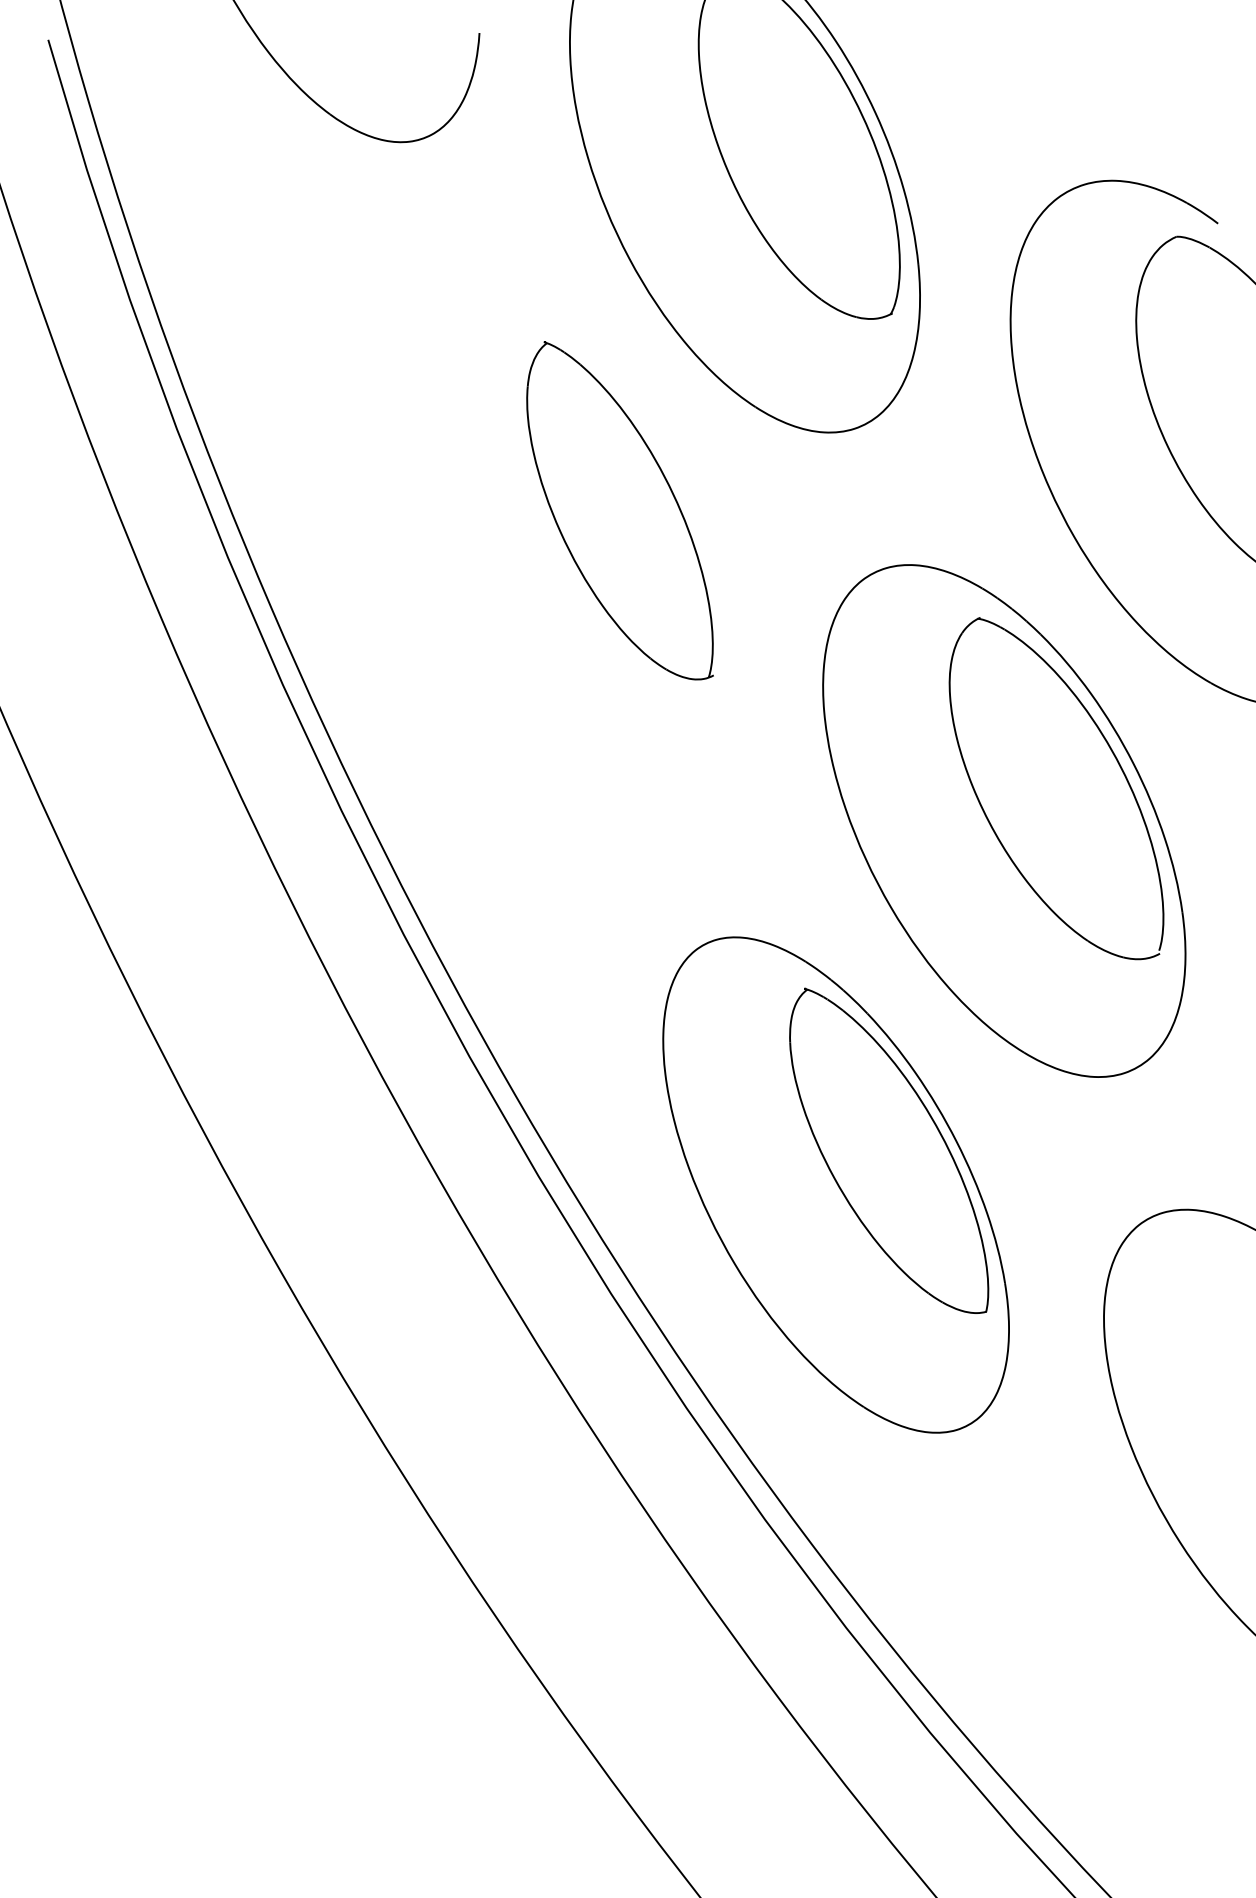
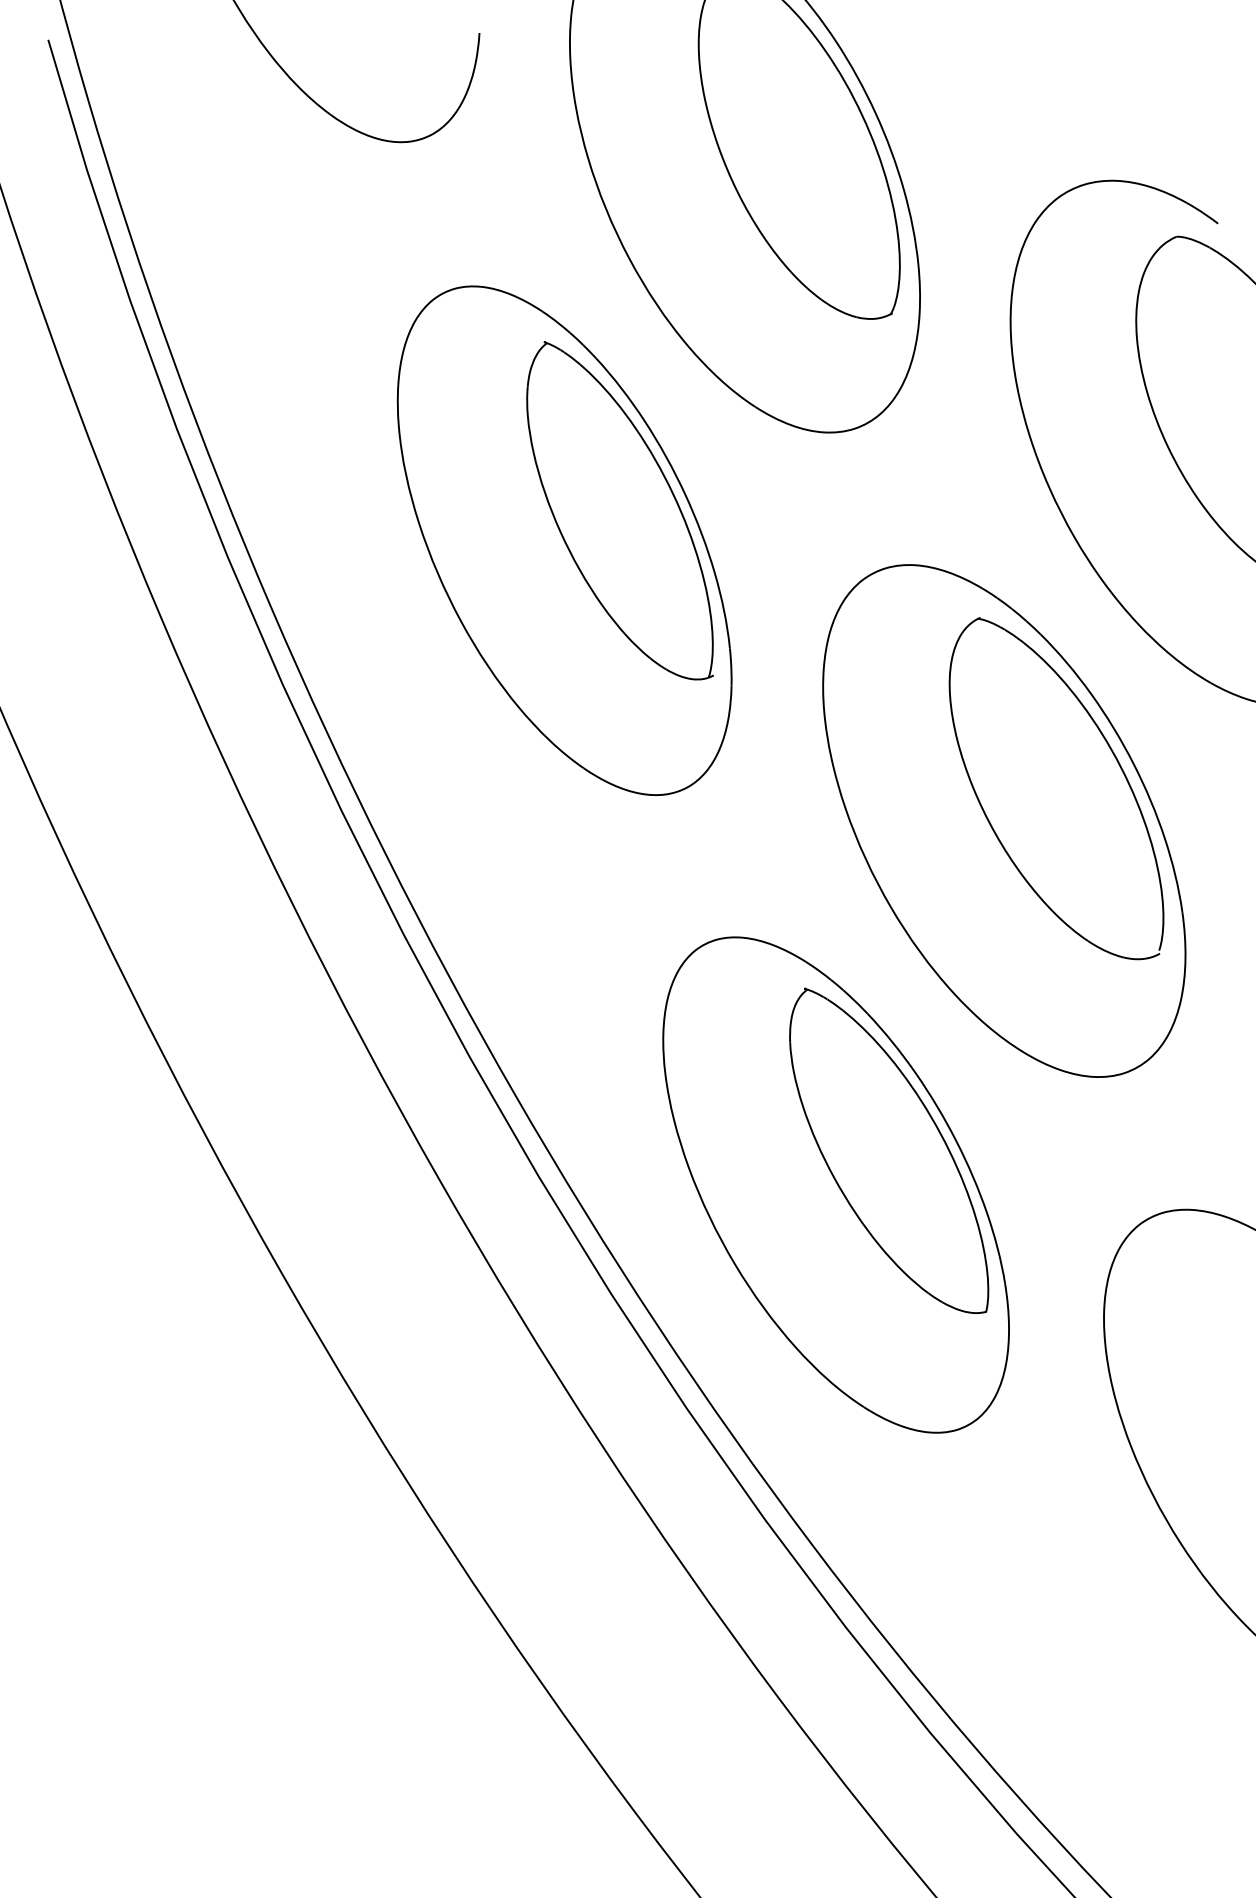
part: none -> present (564, 540)
